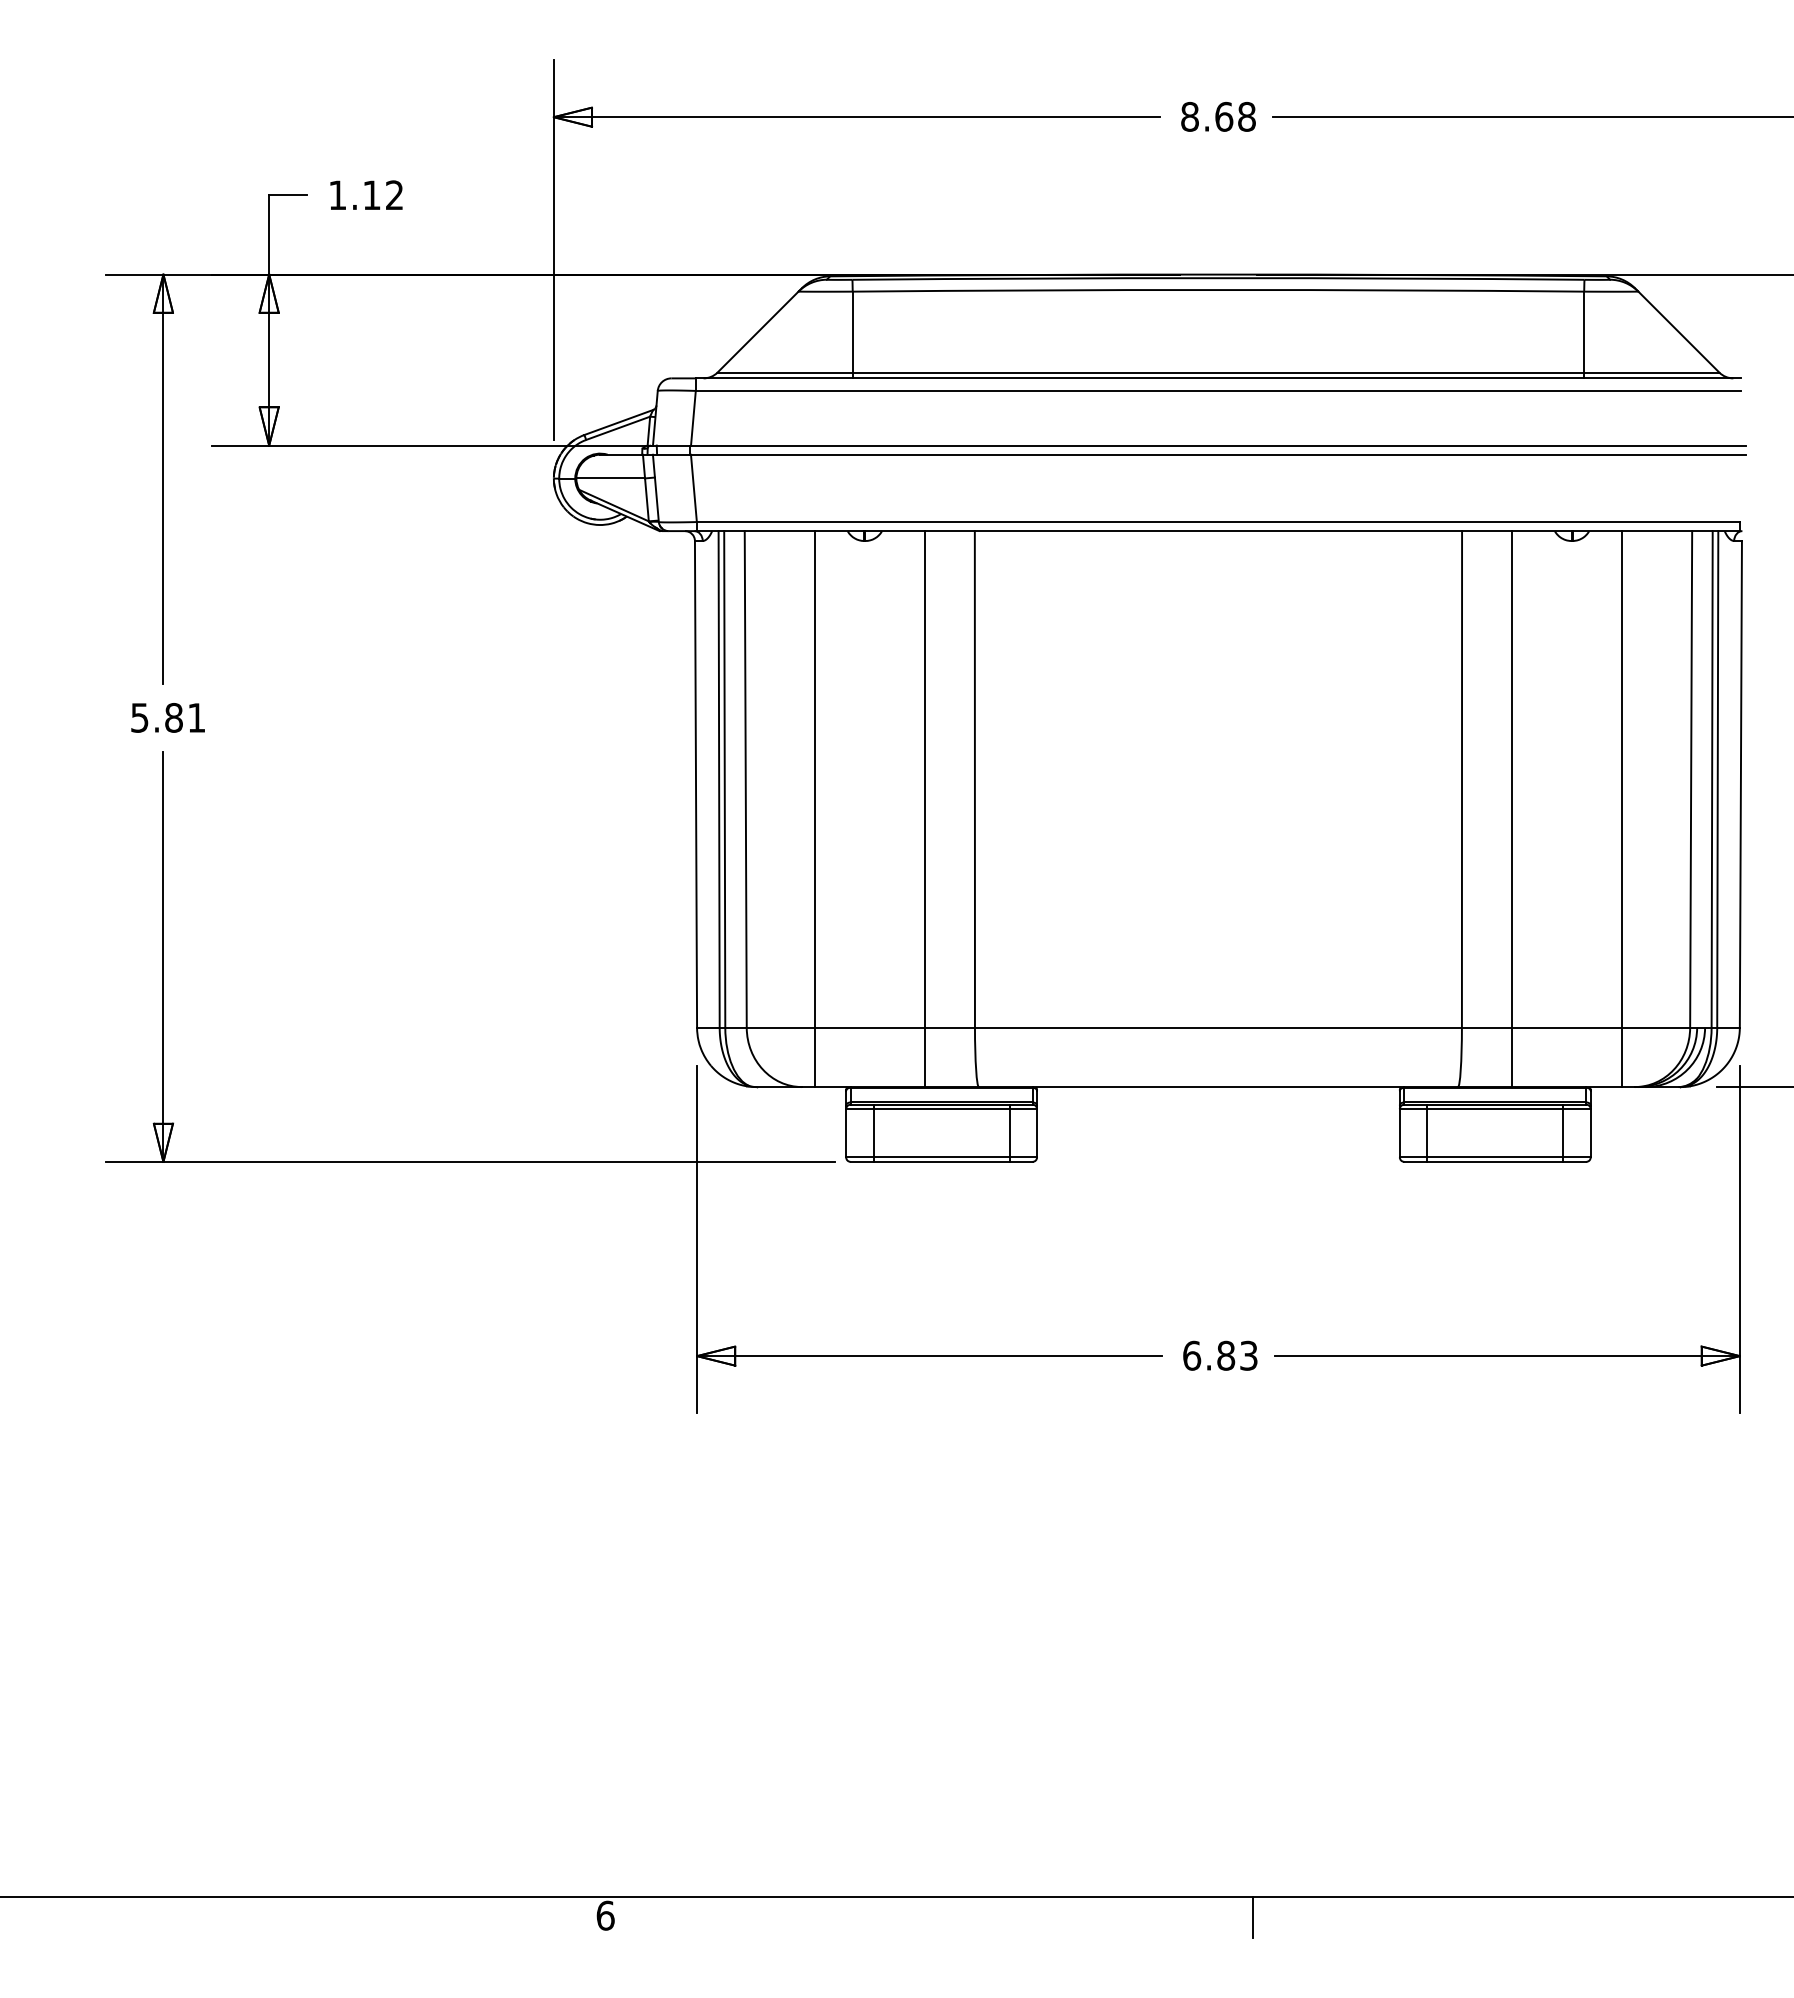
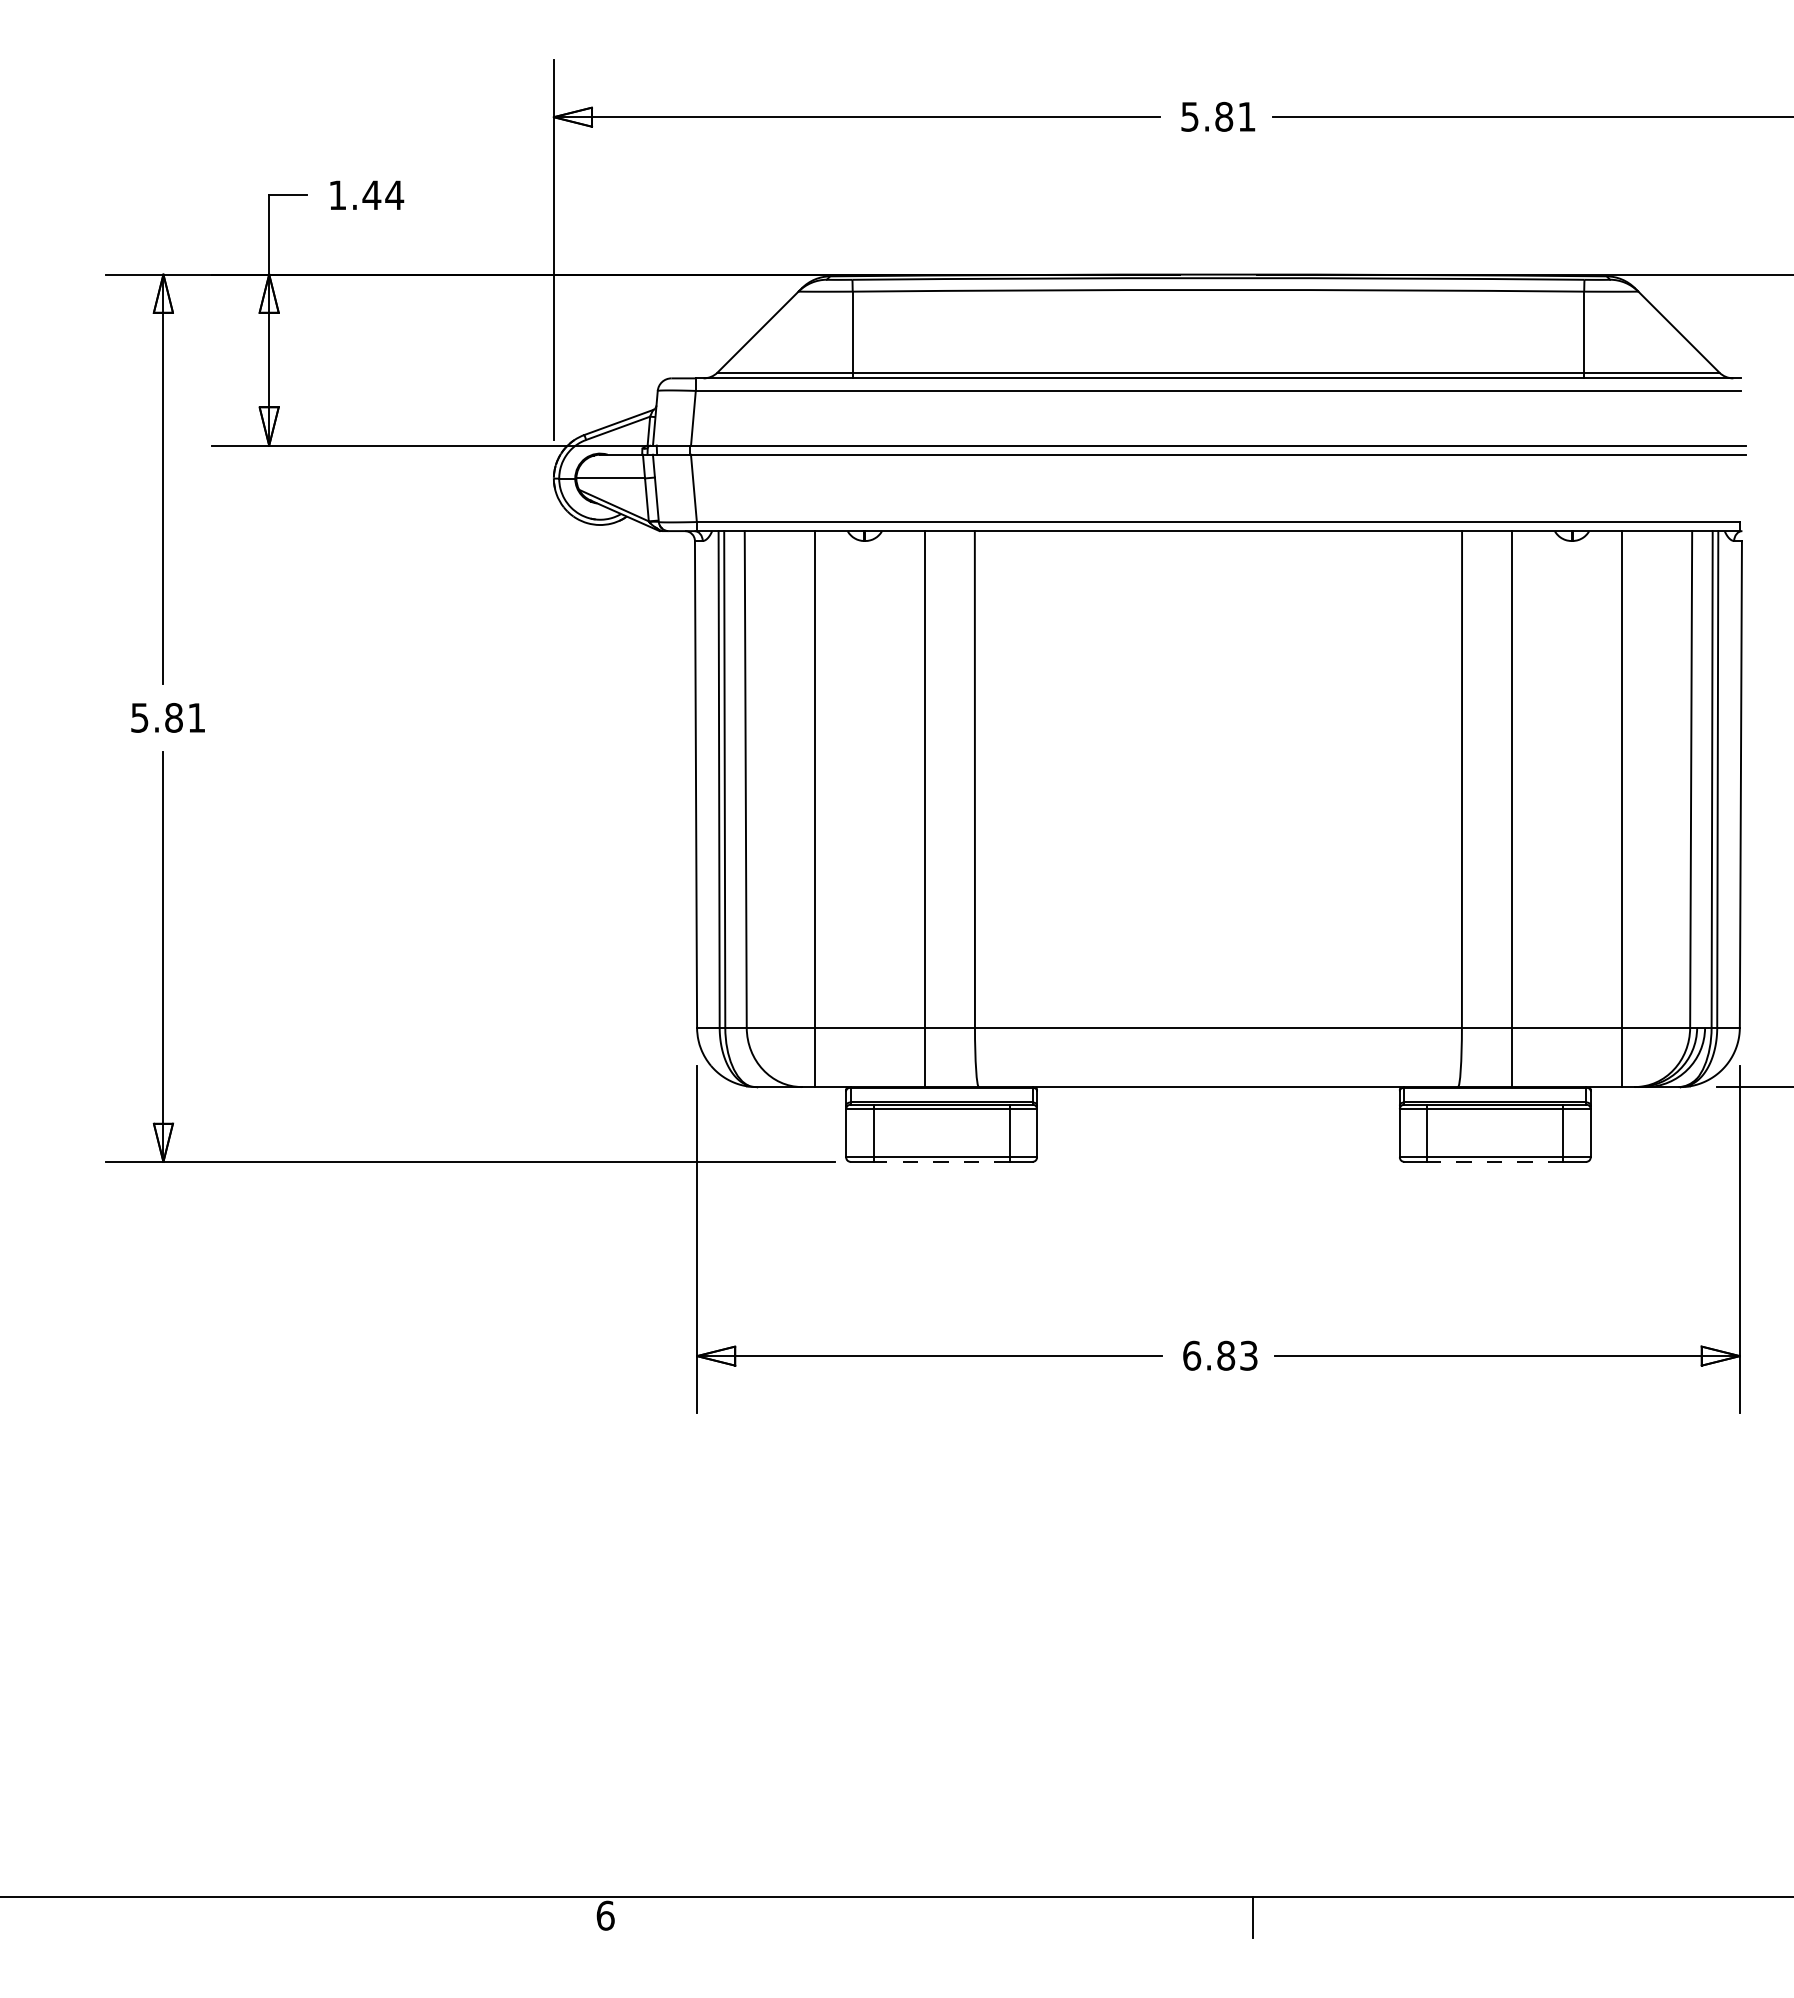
text: 8.68 -> 5.81 (1218, 116)
text: 1.12 -> 1.44 (383, 194)
line: solid -> dashed (941, 1161)
line: solid -> dashed (1495, 1161)
